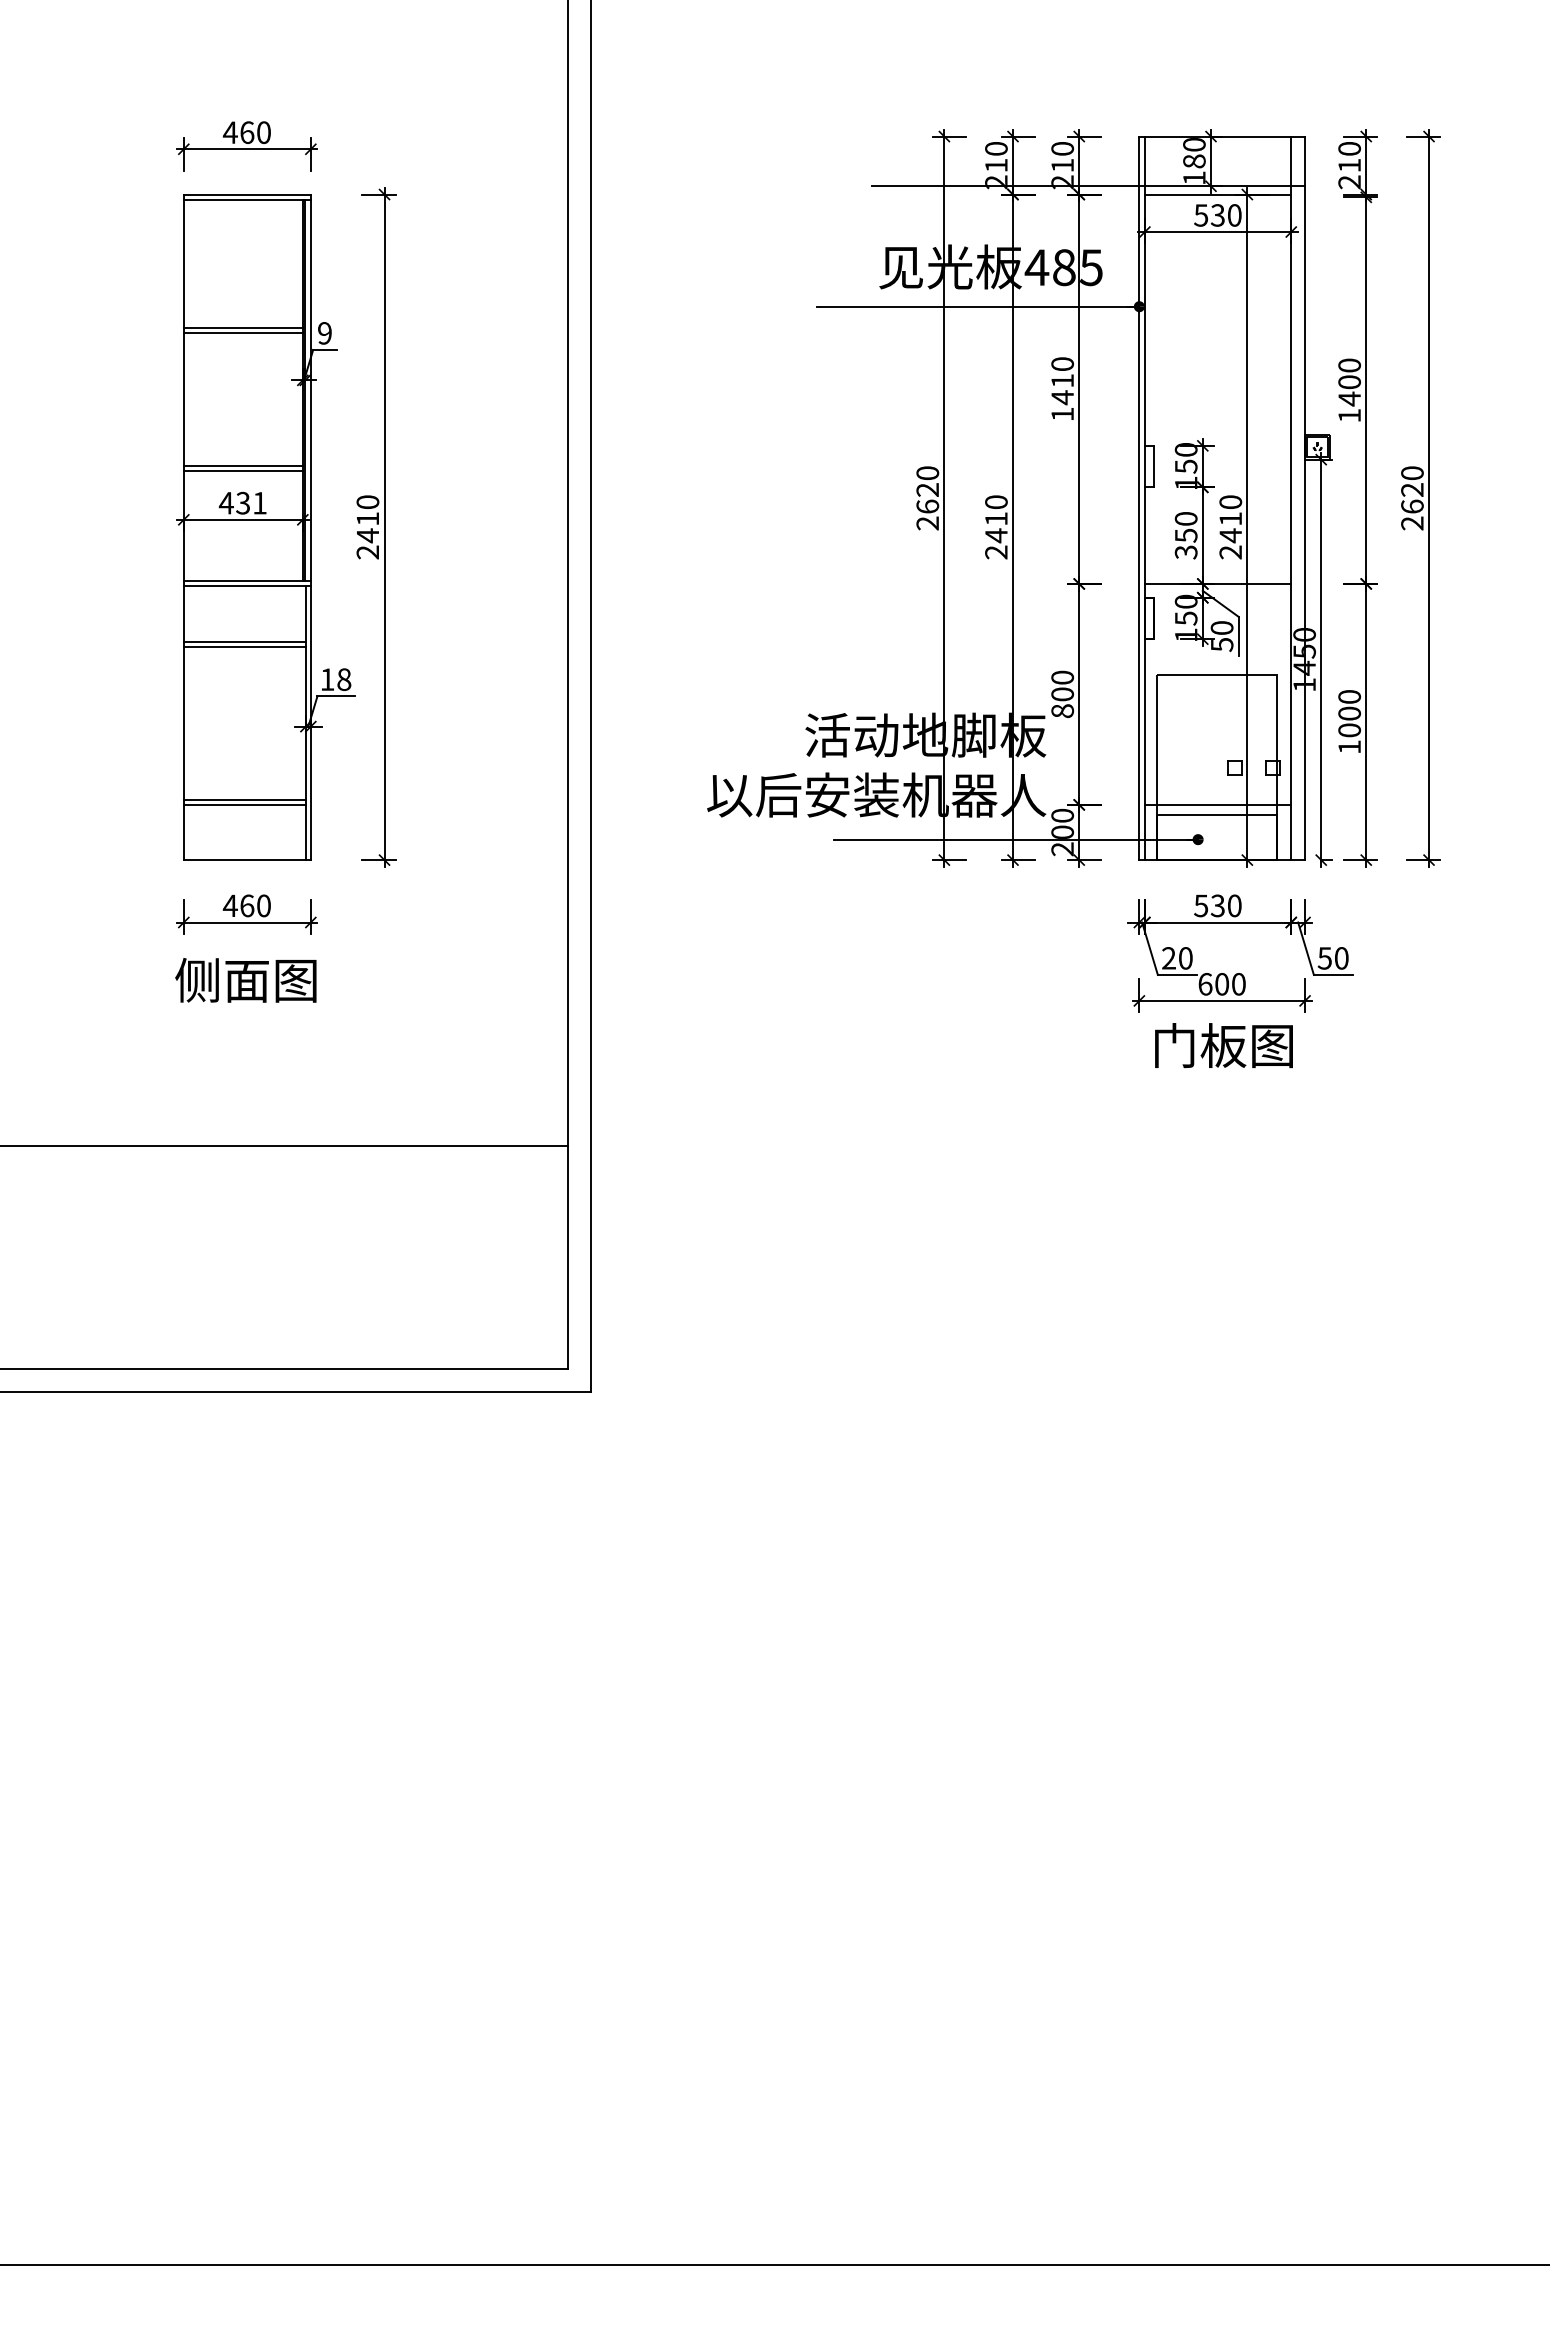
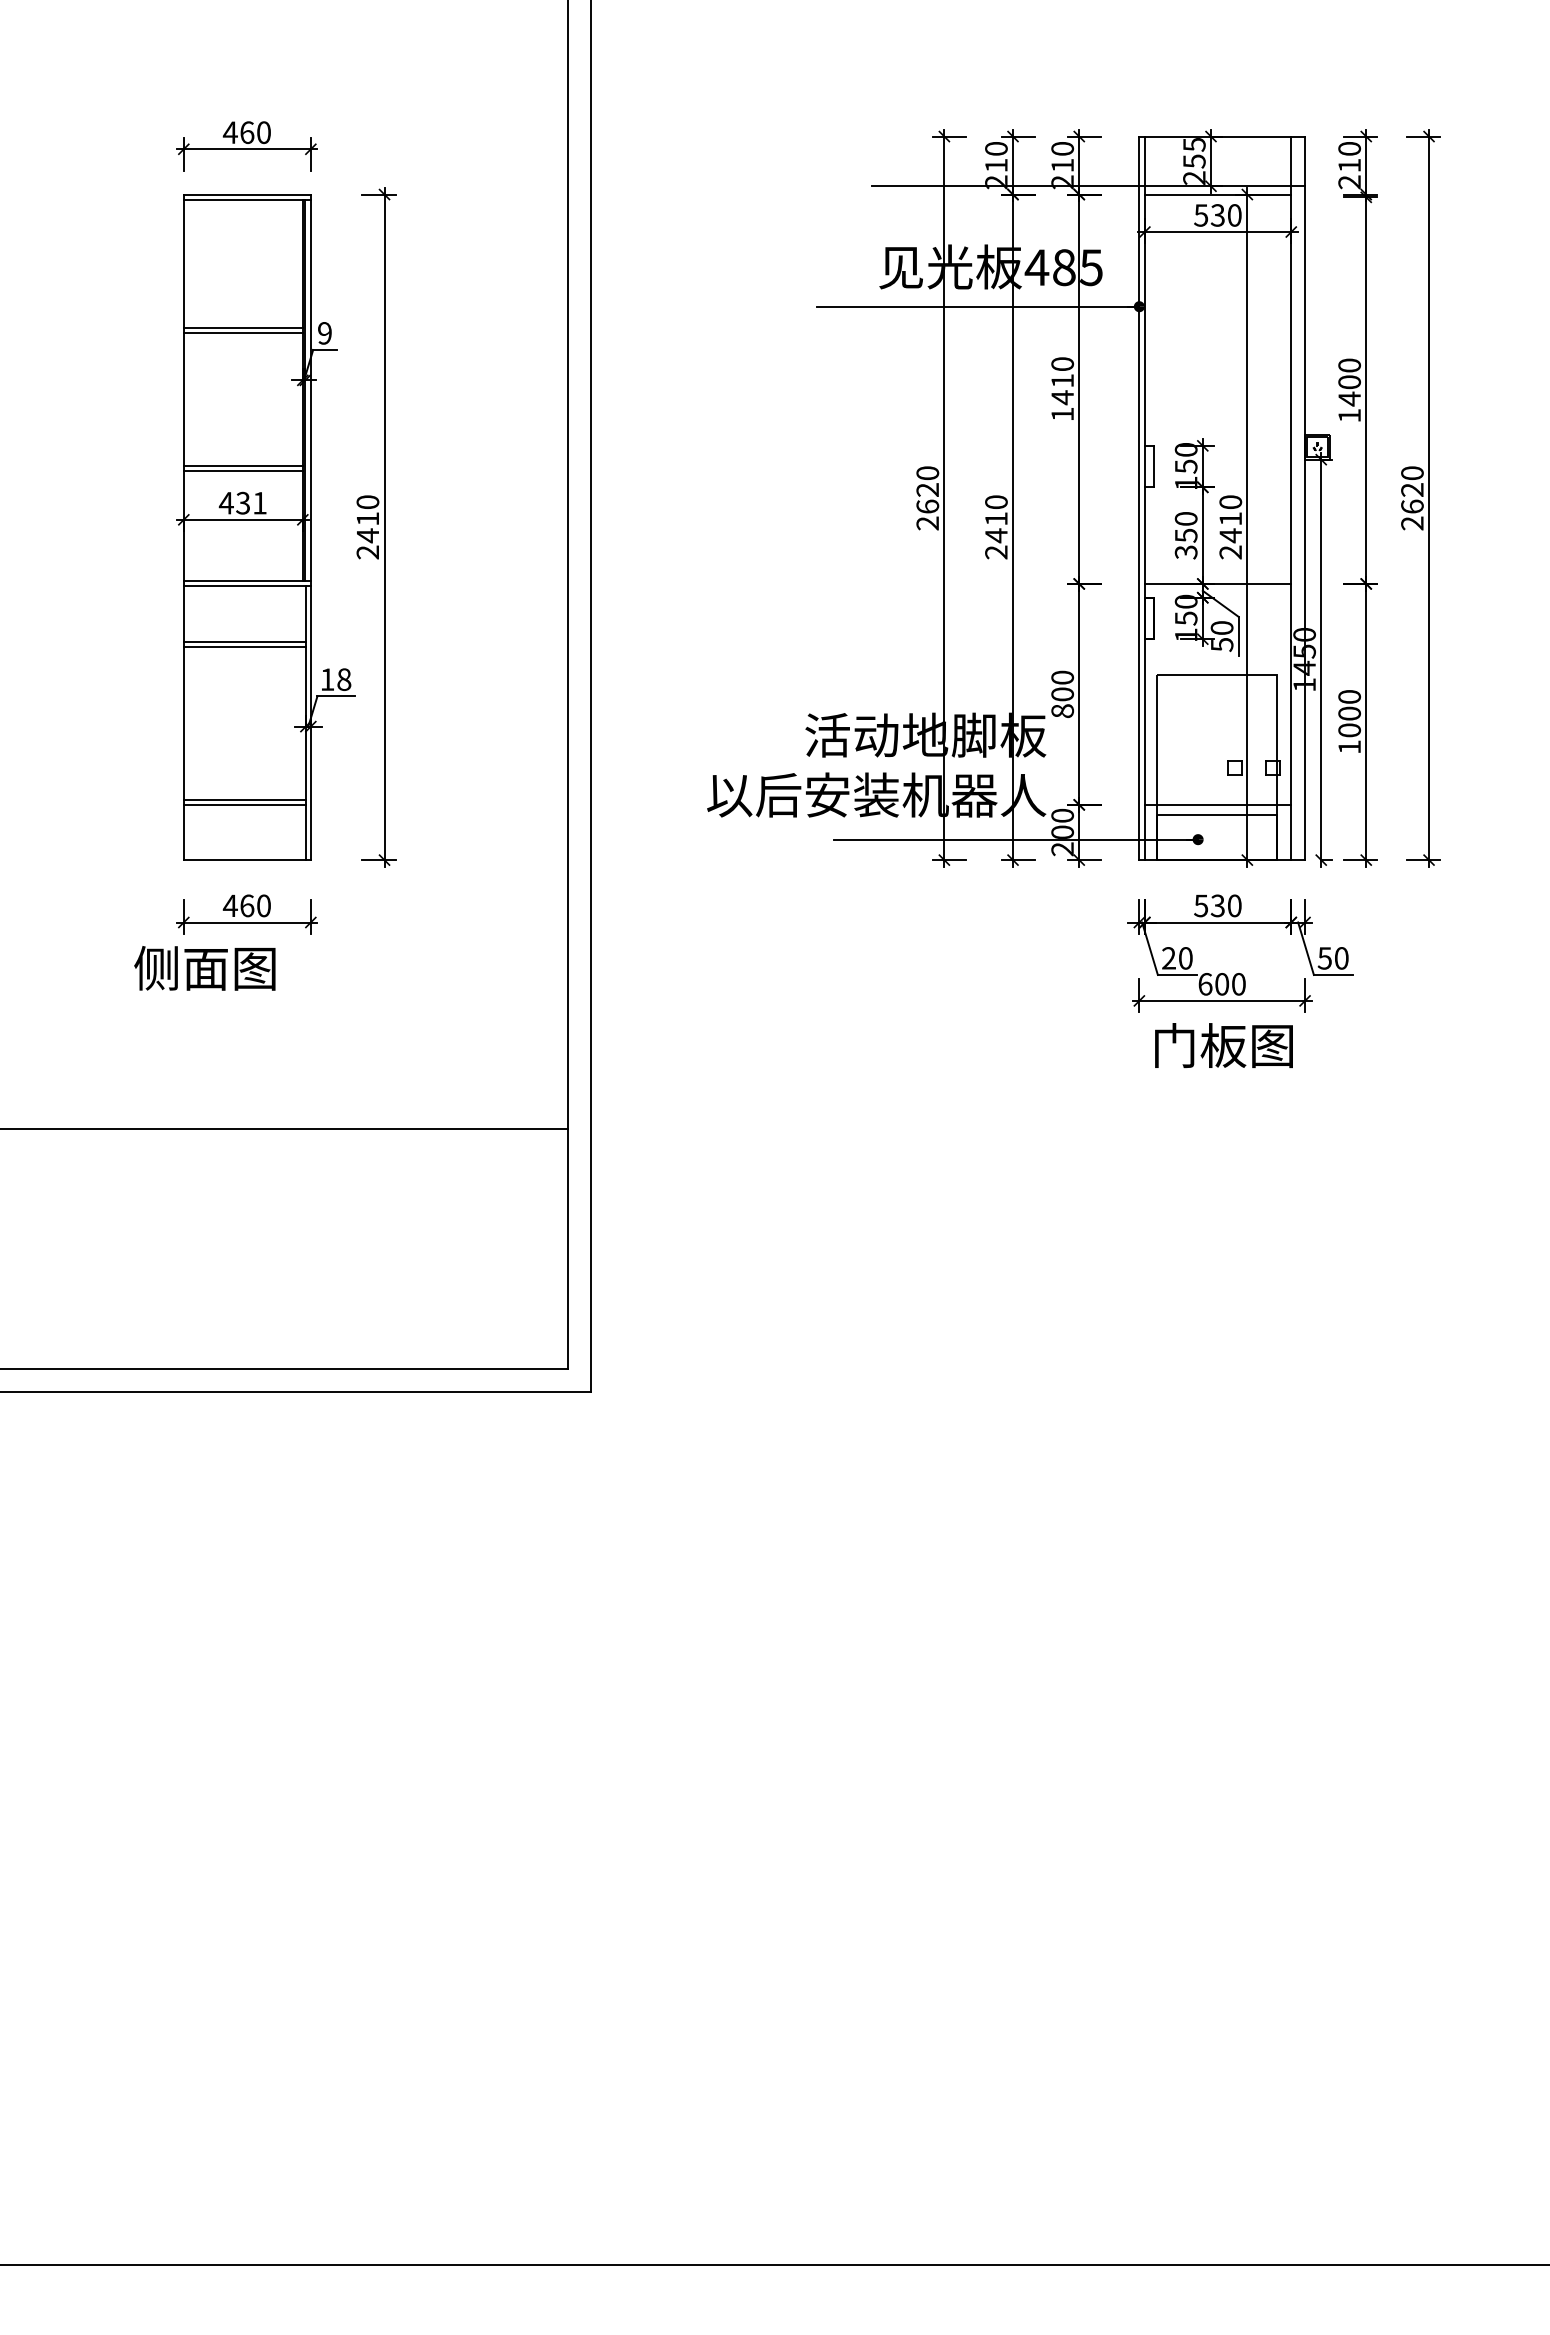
text: 180 -> 255 (1194, 161)
text position: (245, 980) -> (204, 968) (204, 968)
line position: (284, 1145) -> (284, 1128) (284, 1128)
